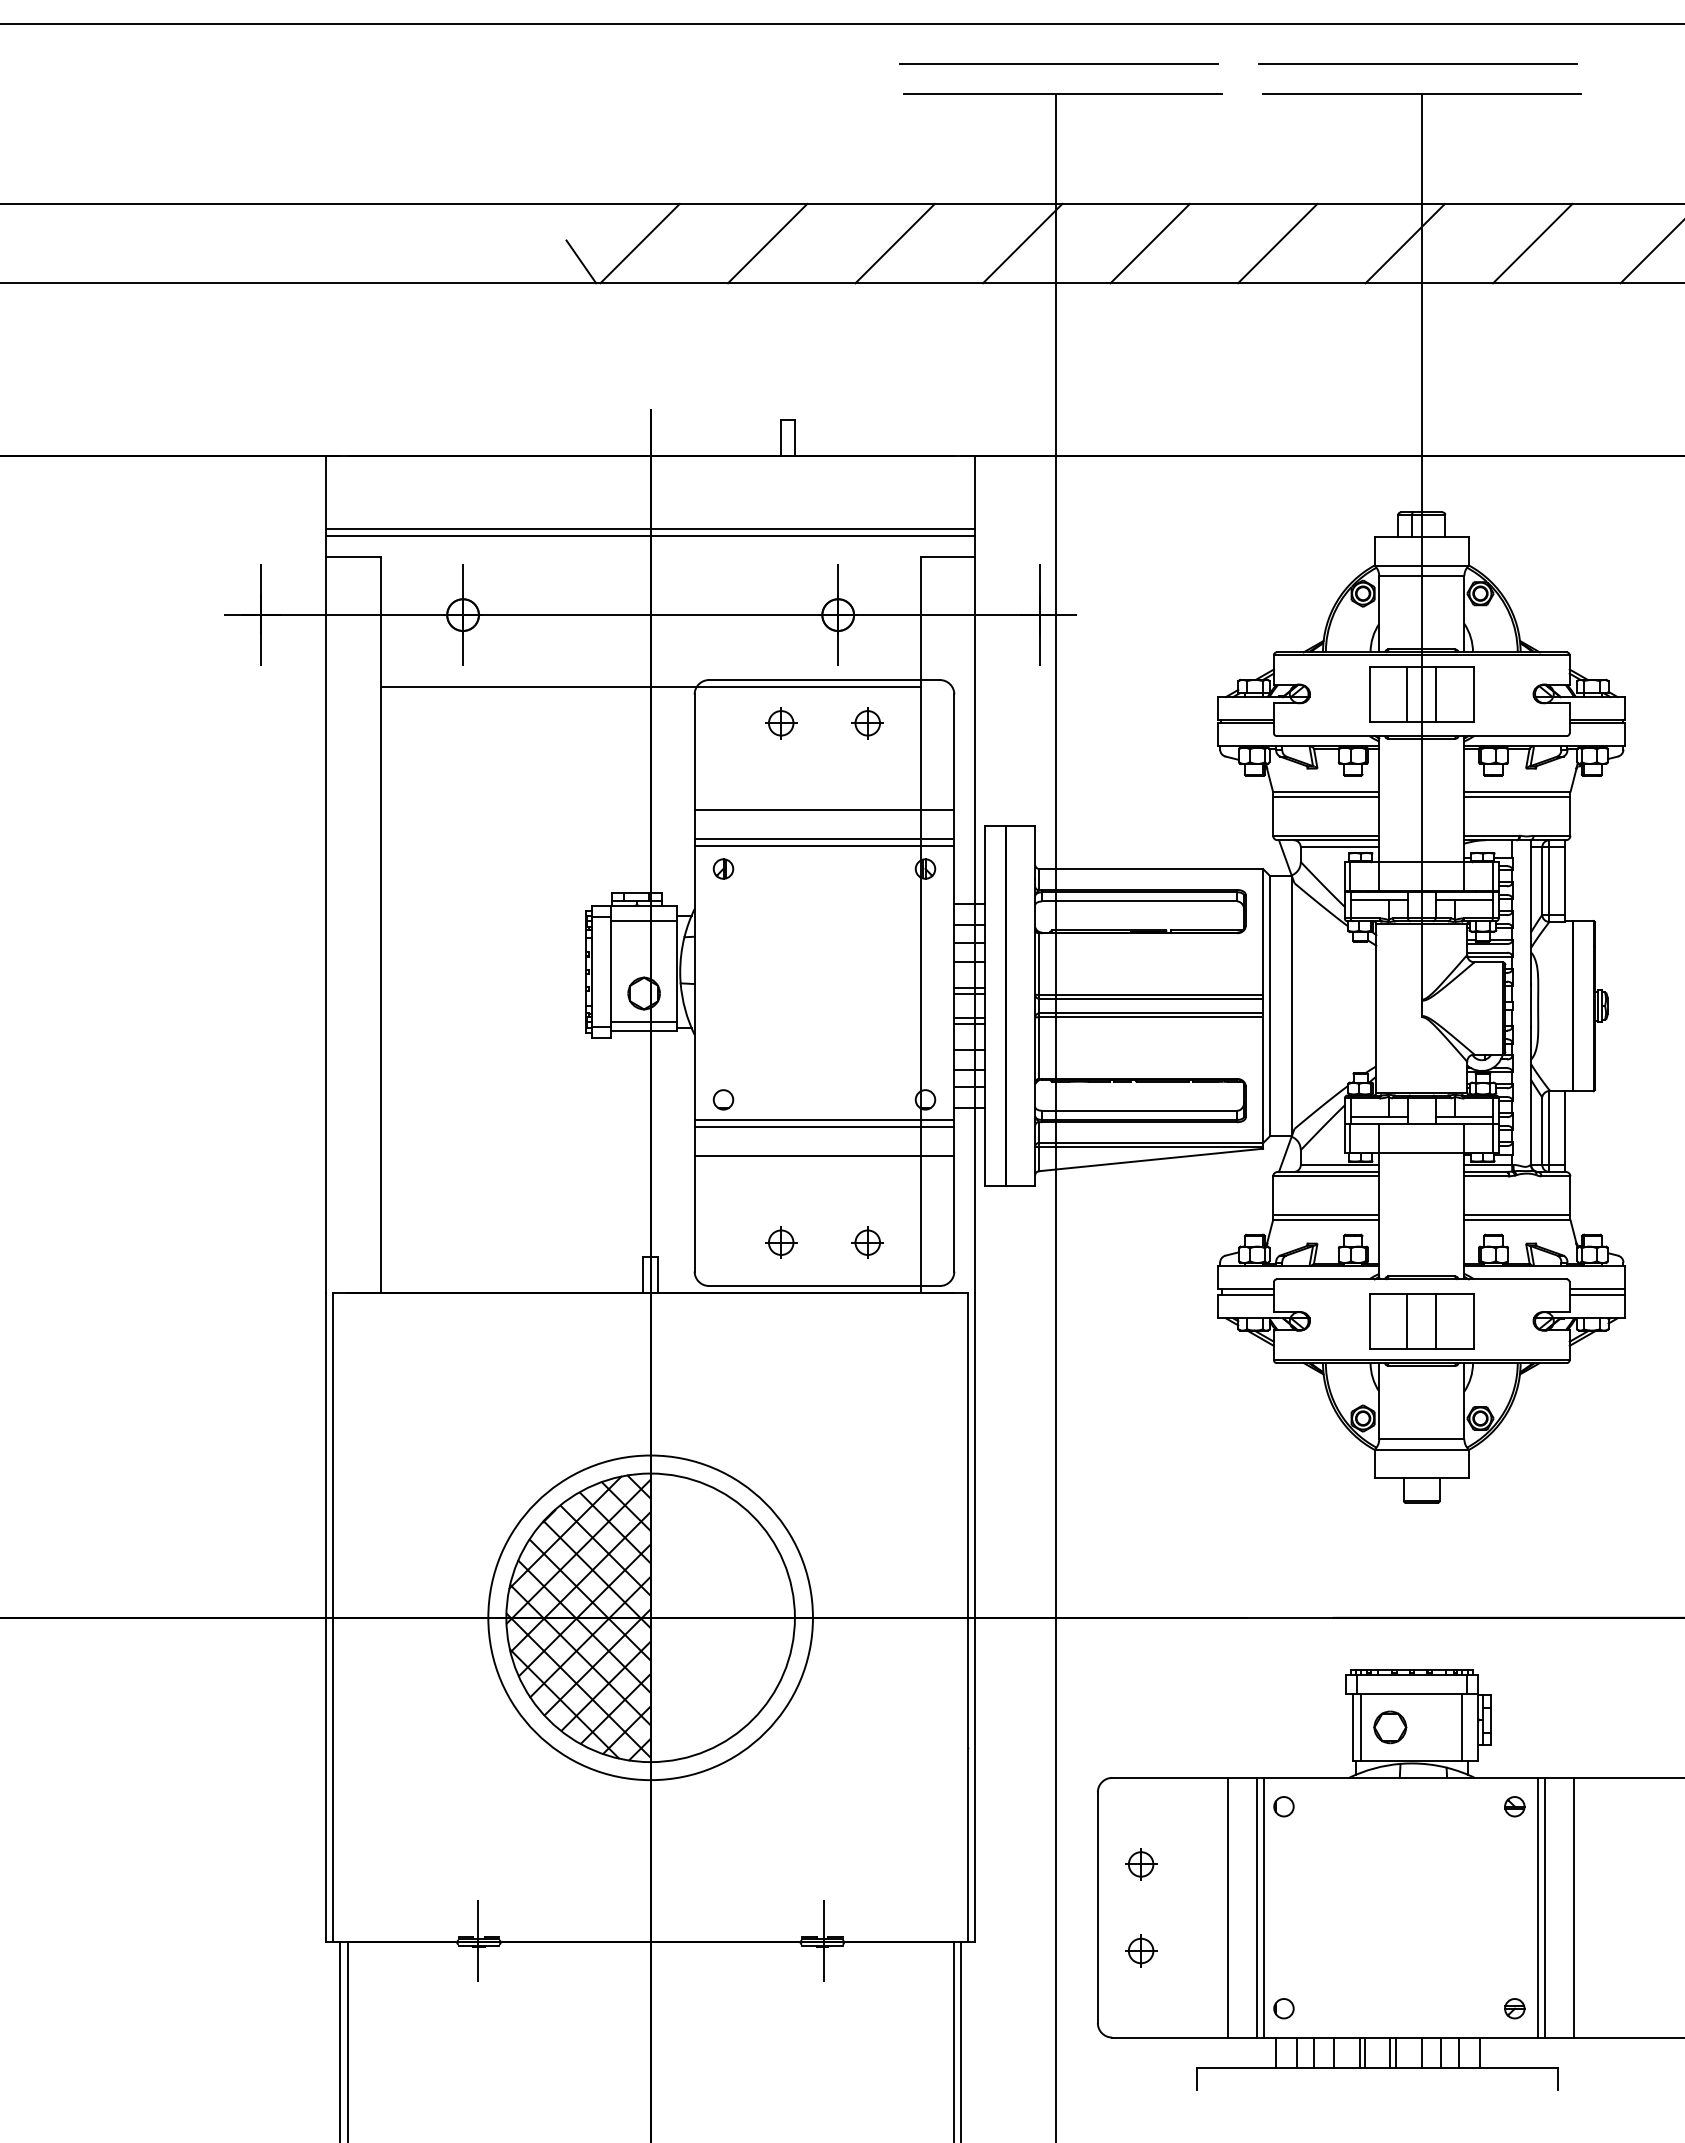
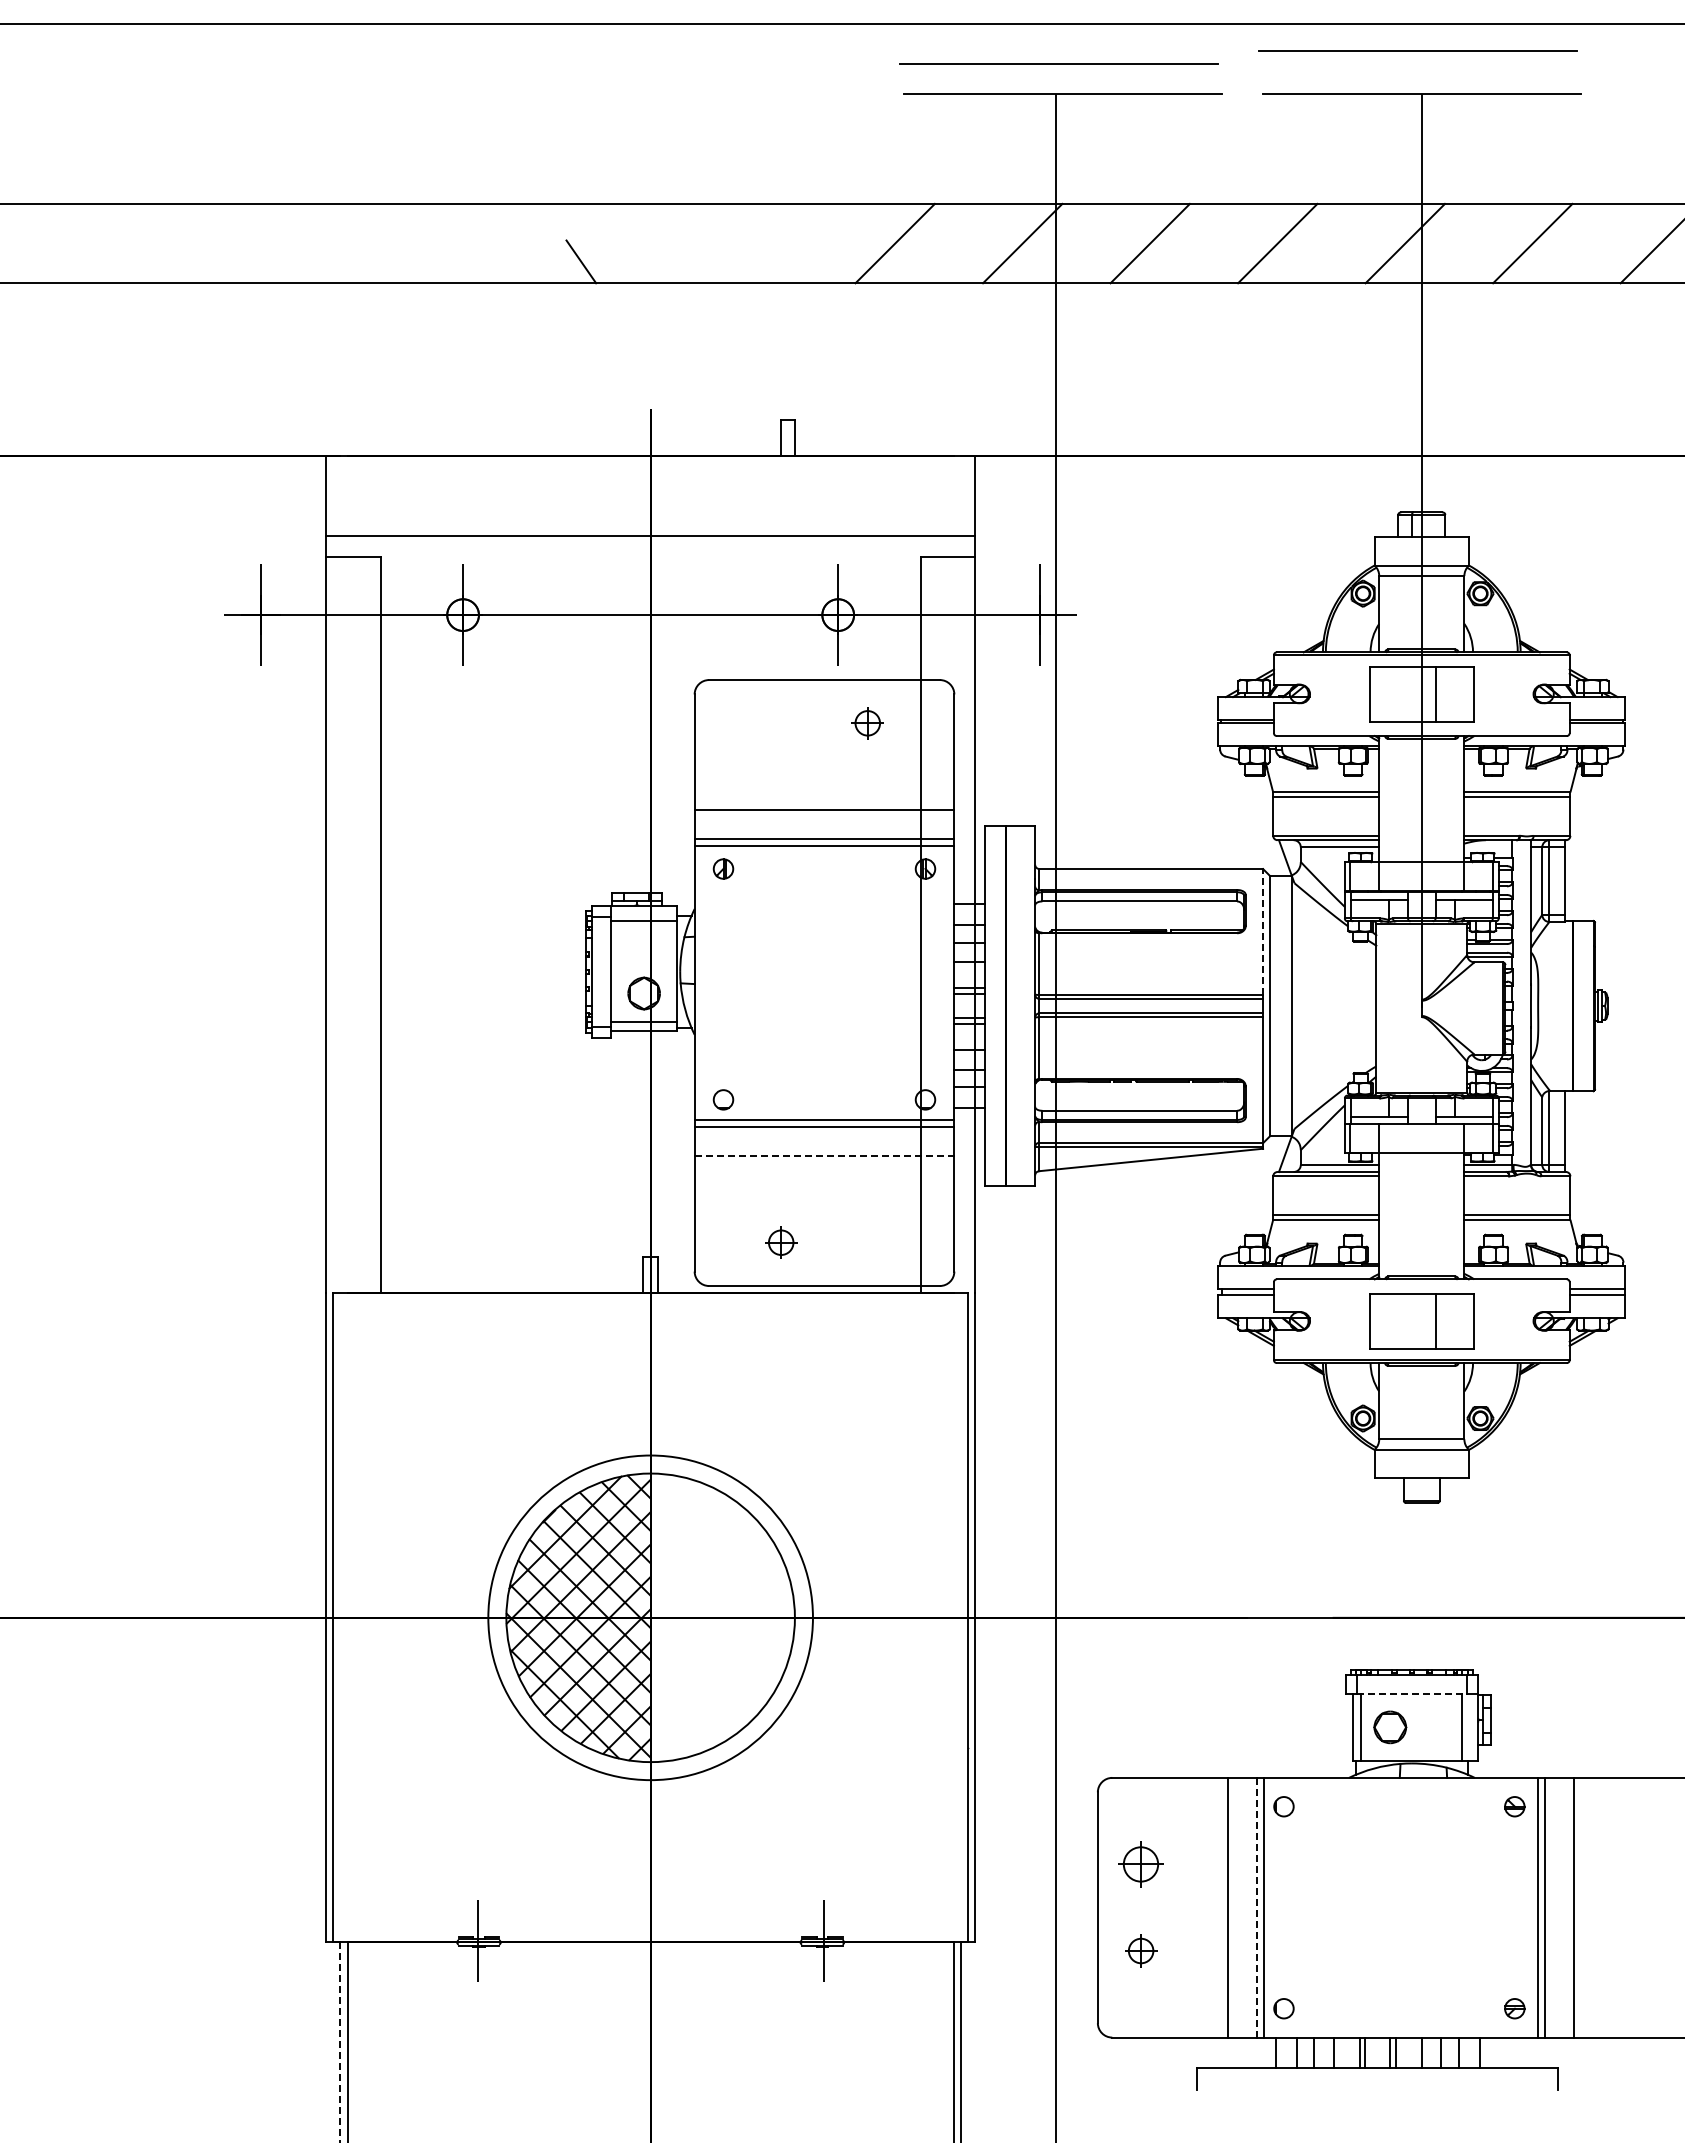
line position: (1417, 63) -> (1417, 50) (1417, 50)
line: present -> none (639, 243)
line: present -> none (767, 243)
line: present -> none (650, 528)
line: present -> none (650, 687)
line: present -> none (1407, 693)
part: present -> none (781, 723)
line: solid -> dashed (1263, 931)
line: solid -> dashed (824, 1156)
part: present -> none (867, 1242)
line: present -> none (1407, 1320)
line: solid -> dashed (1411, 1694)
part size: 33x33 px -> 46x47 px (1140, 1864)
line: solid -> dashed (1256, 1907)
line: solid -> dashed (340, 2042)
